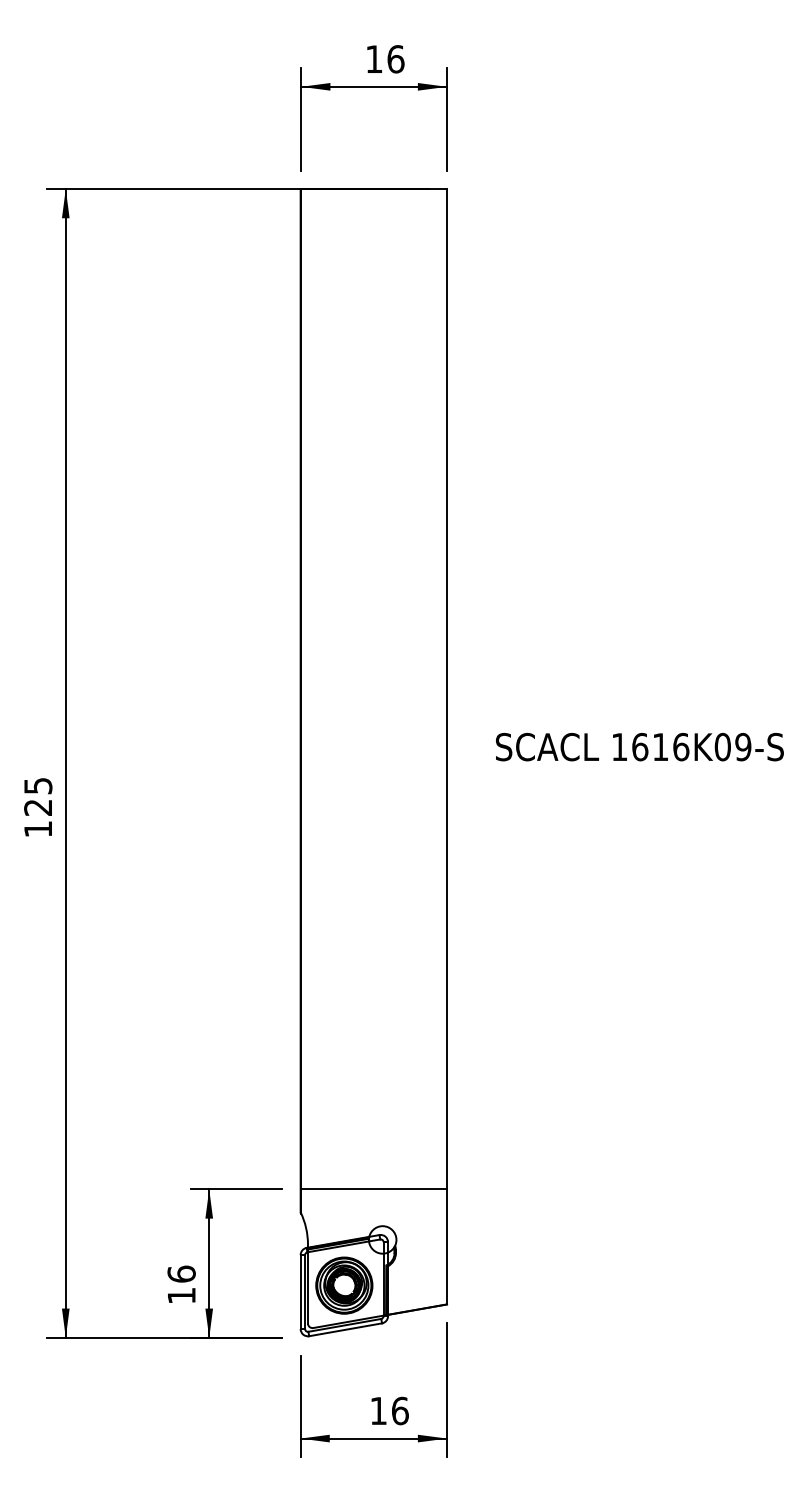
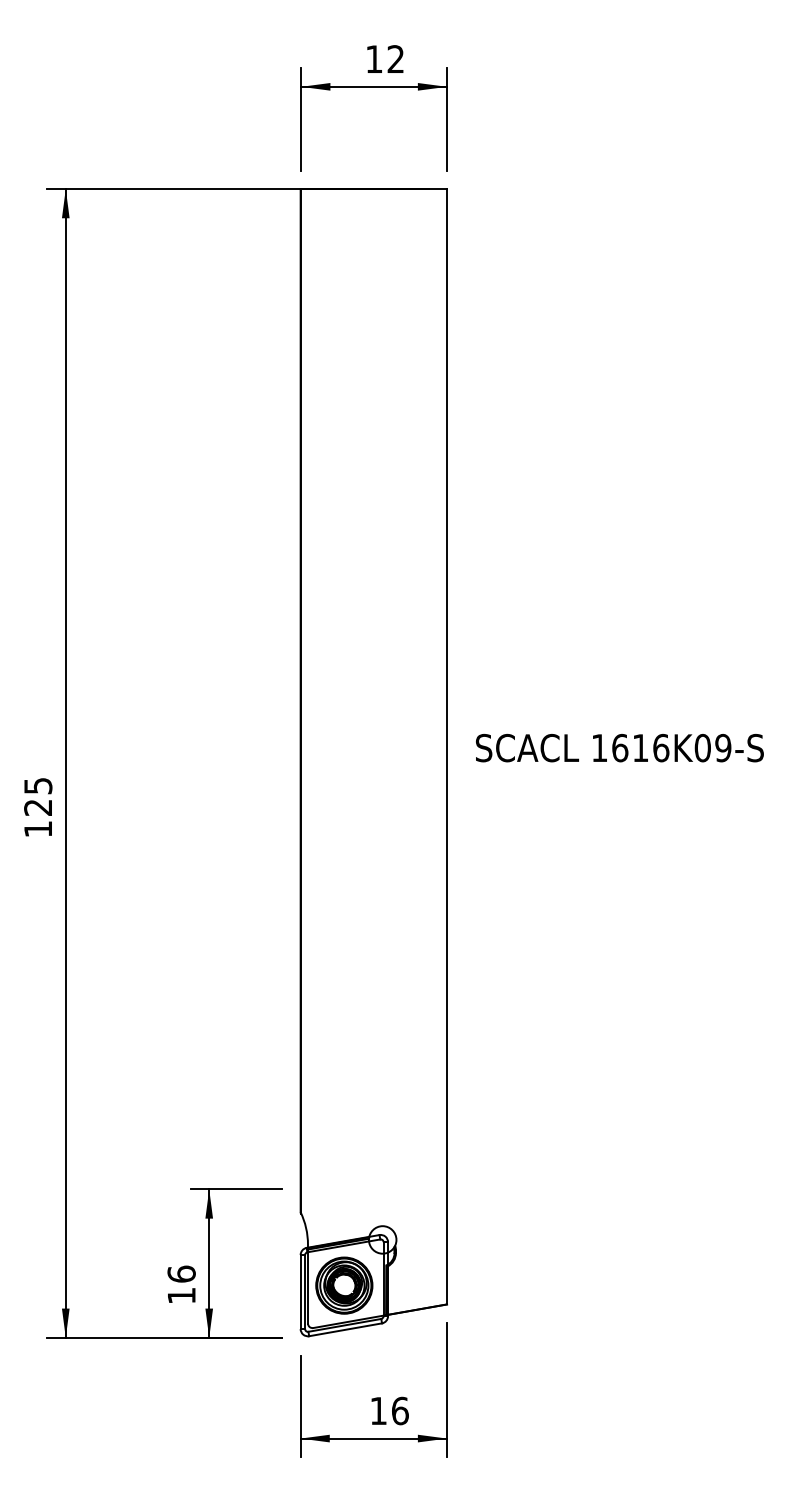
text: 16 -> 12 (395, 59)
text position: (639, 747) -> (619, 748) (619, 748)
line: present -> none (373, 1189)
